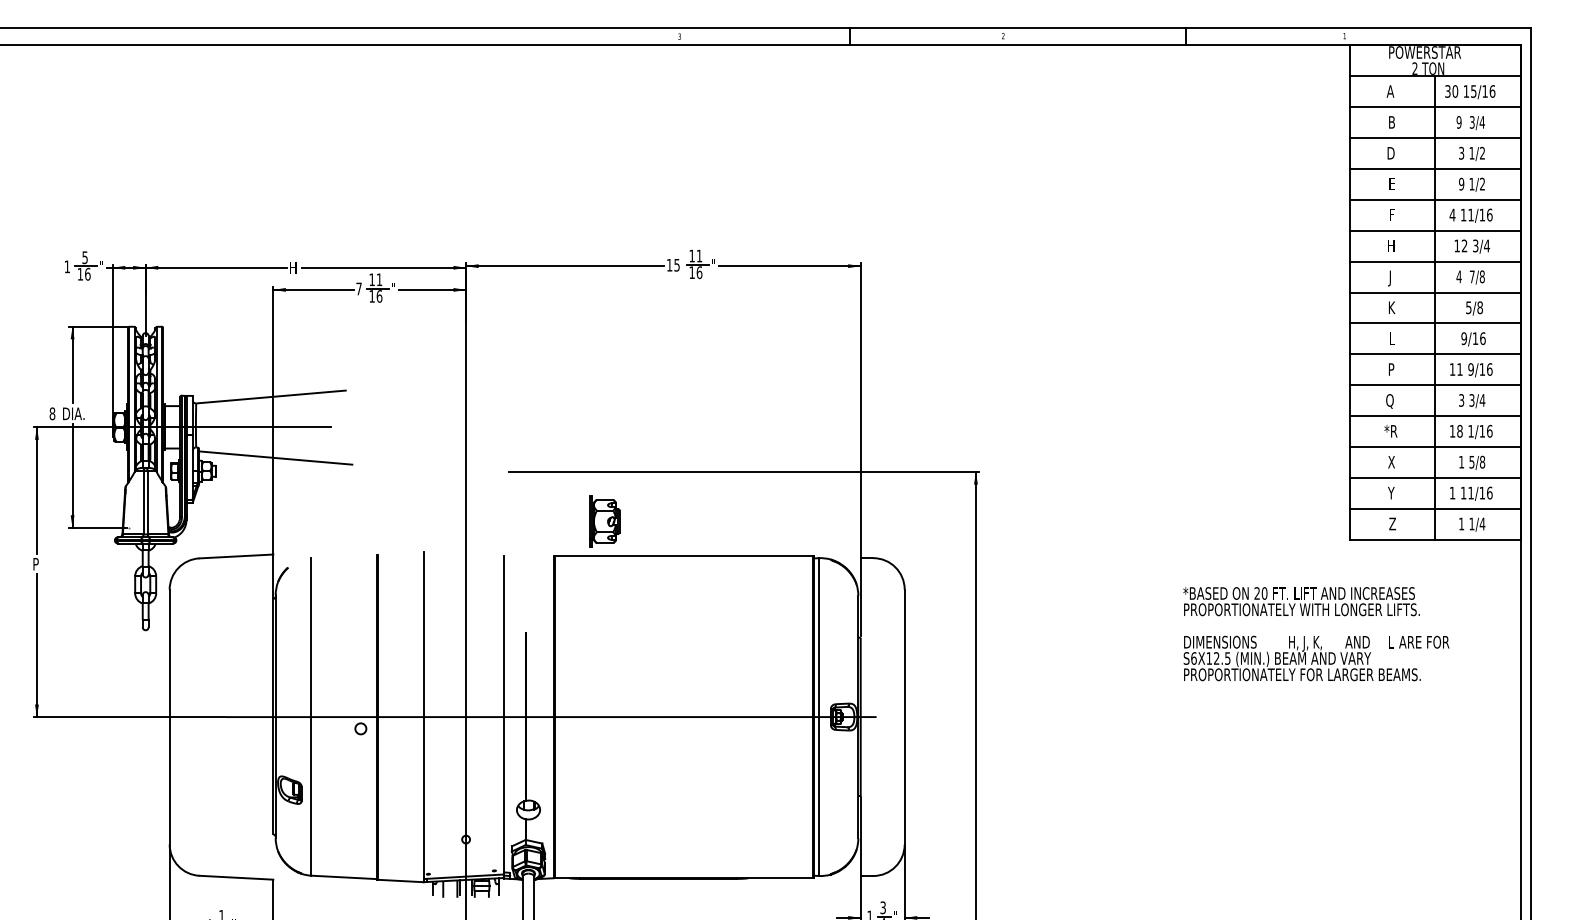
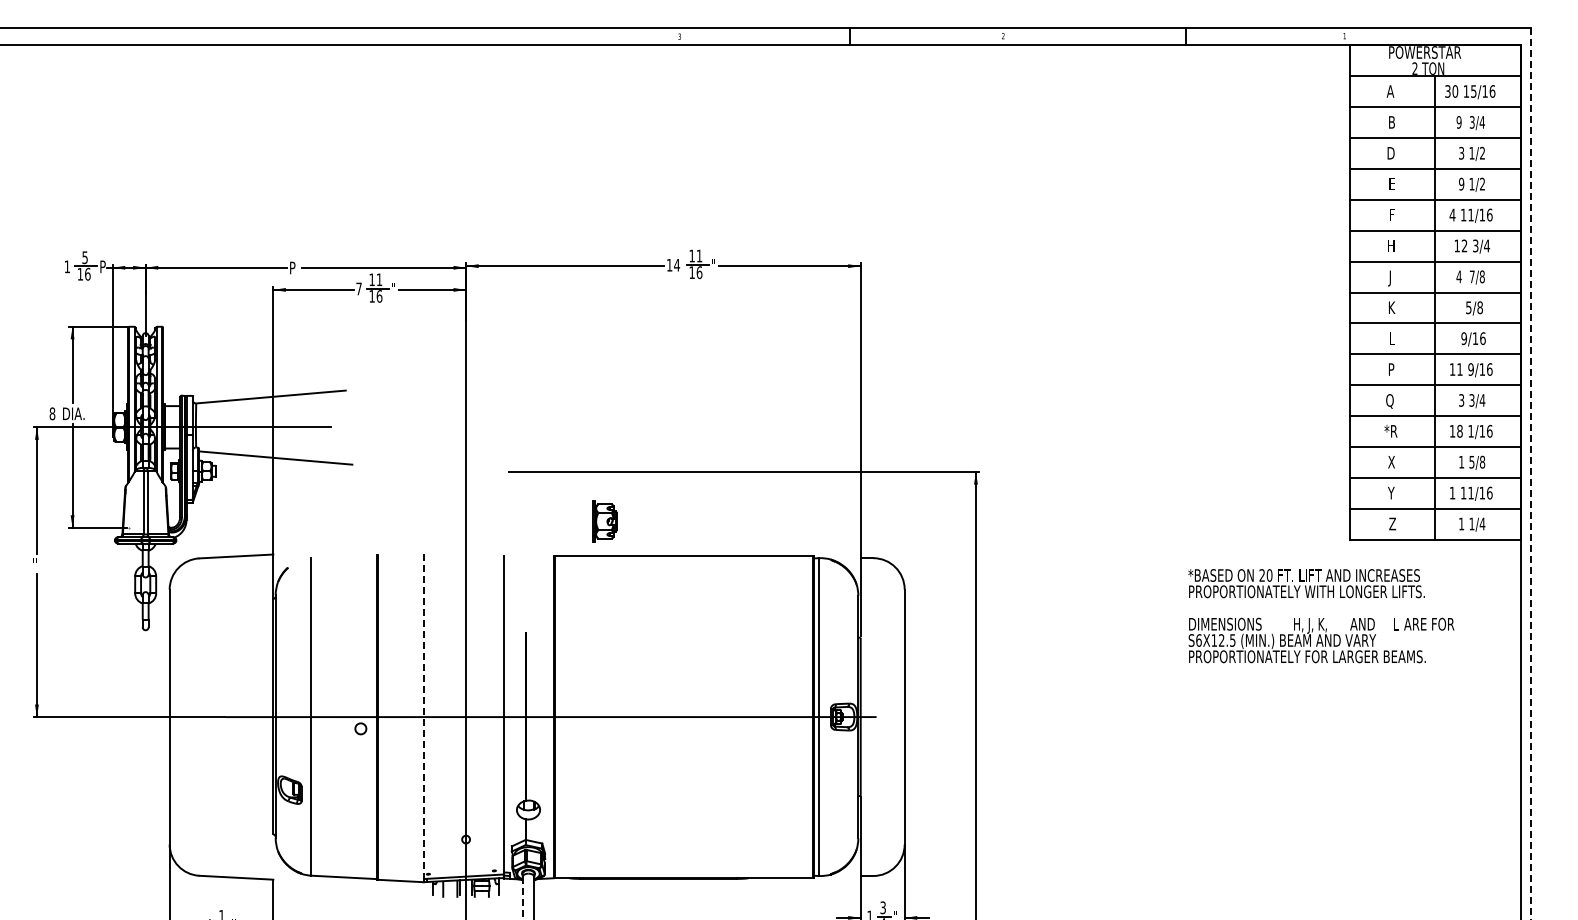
text: 15 -> 14 (677, 265)
text: " -> P (102, 266)
text: H -> P (293, 267)
line: solid -> dashed (1530, 473)
part size: 32x53 px -> 26x43 px (604, 521)
text: P -> " (35, 564)
text position: (1316, 634) -> (1321, 616) (1321, 616)
line: solid -> dashed (423, 715)
line: solid -> dashed (522, 898)
